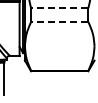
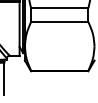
line: dashed -> solid (59, 8)
line: dashed -> solid (59, 21)
